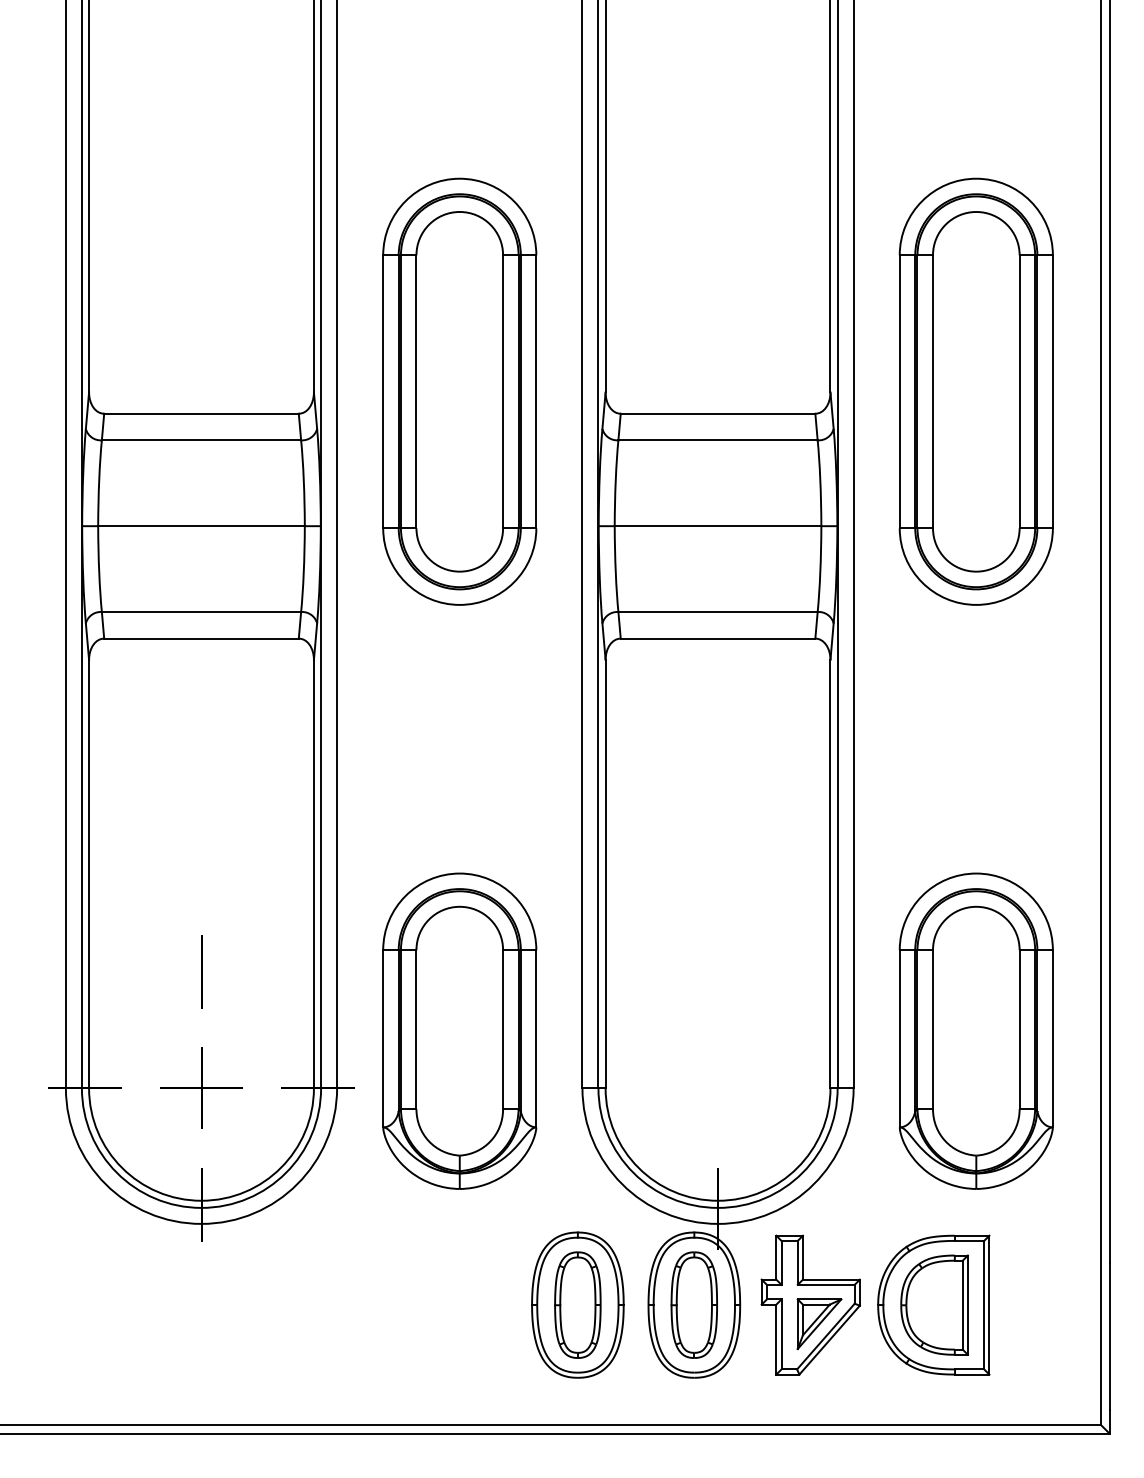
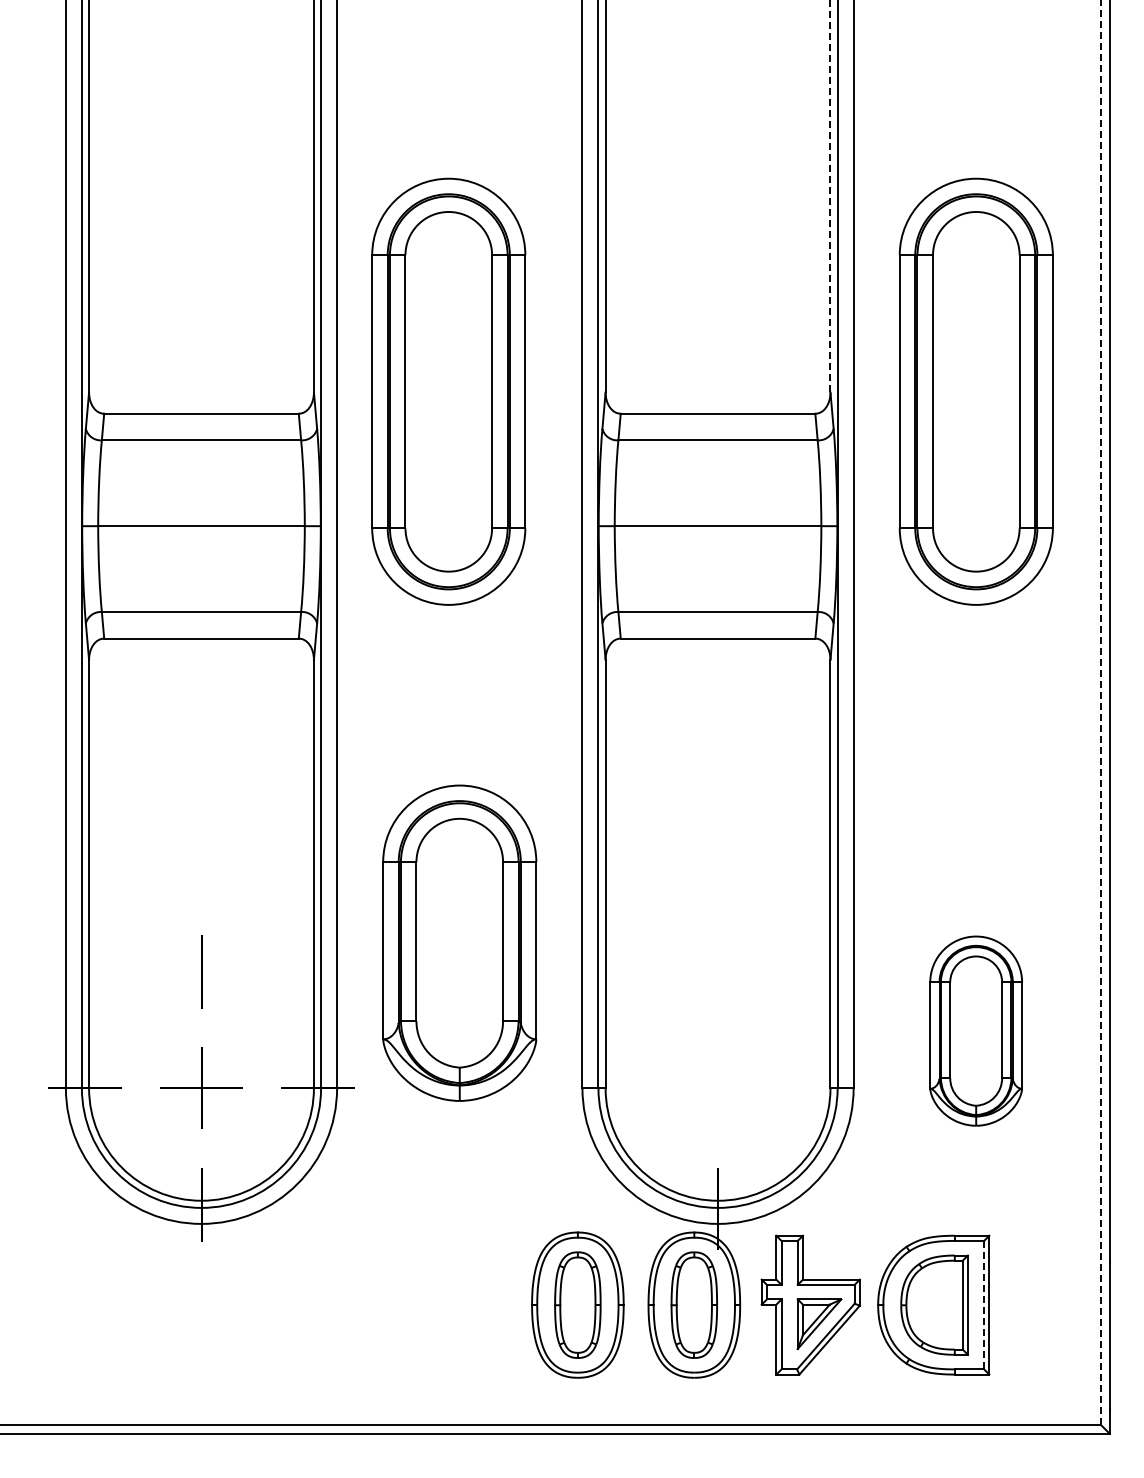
line: solid -> dashed (830, 196)
part position: (459, 391) -> (448, 391) (448, 391)
line: solid -> dashed (1101, 712)
part position: (459, 1030) -> (459, 942) (459, 942)
part size: 156x318 px -> 94x192 px (975, 1030)
line: solid -> dashed (984, 1305)
